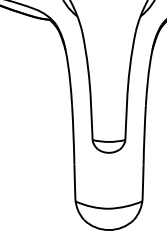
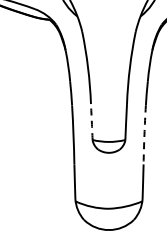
arc: solid -> dashed (91, 122)
arc: solid -> dashed (144, 134)
